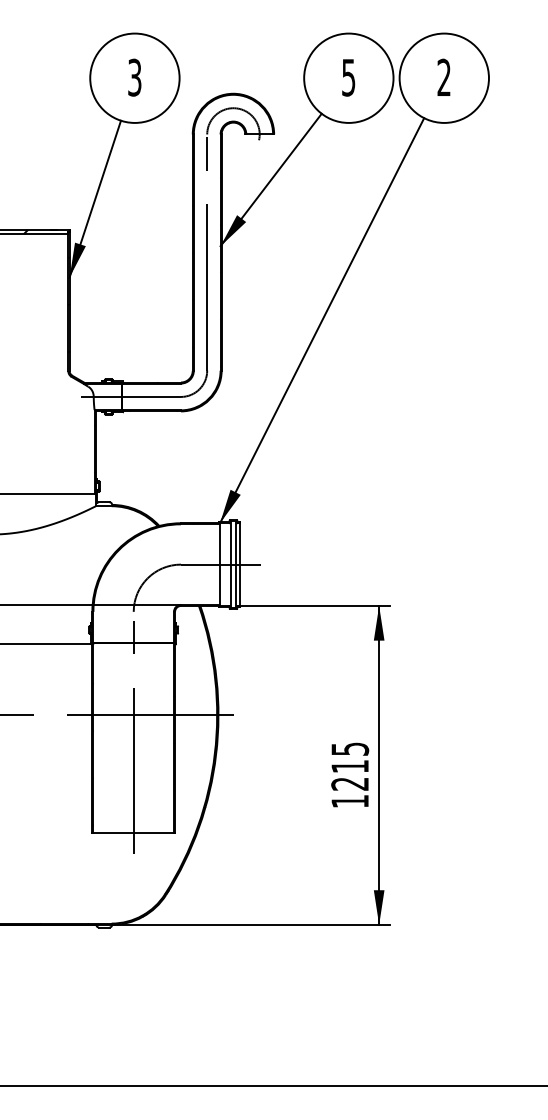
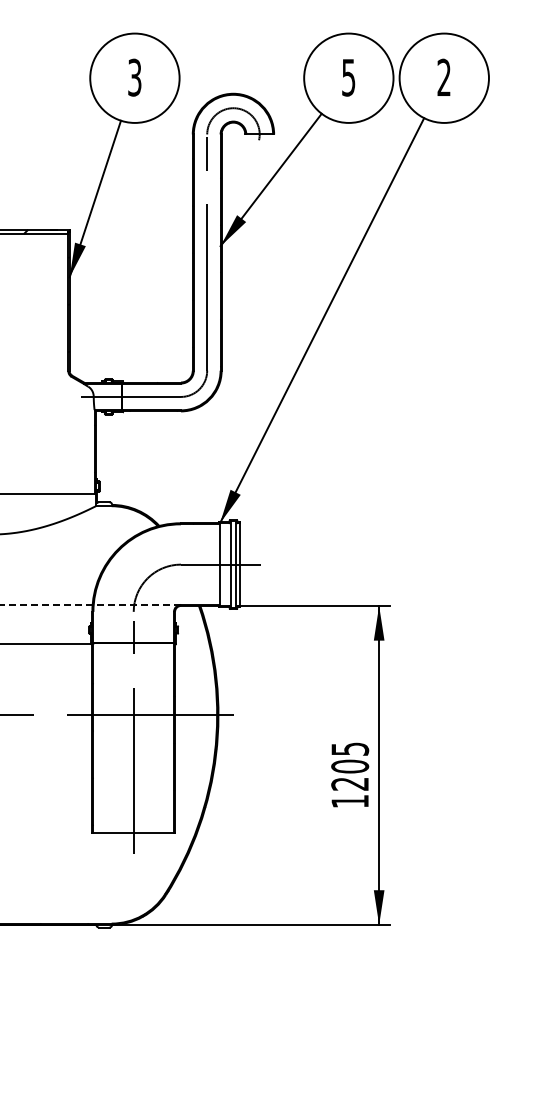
line: solid -> dashed (90, 604)
text: 1215 -> 1205 (350, 766)
line: present -> none (273, 1086)
